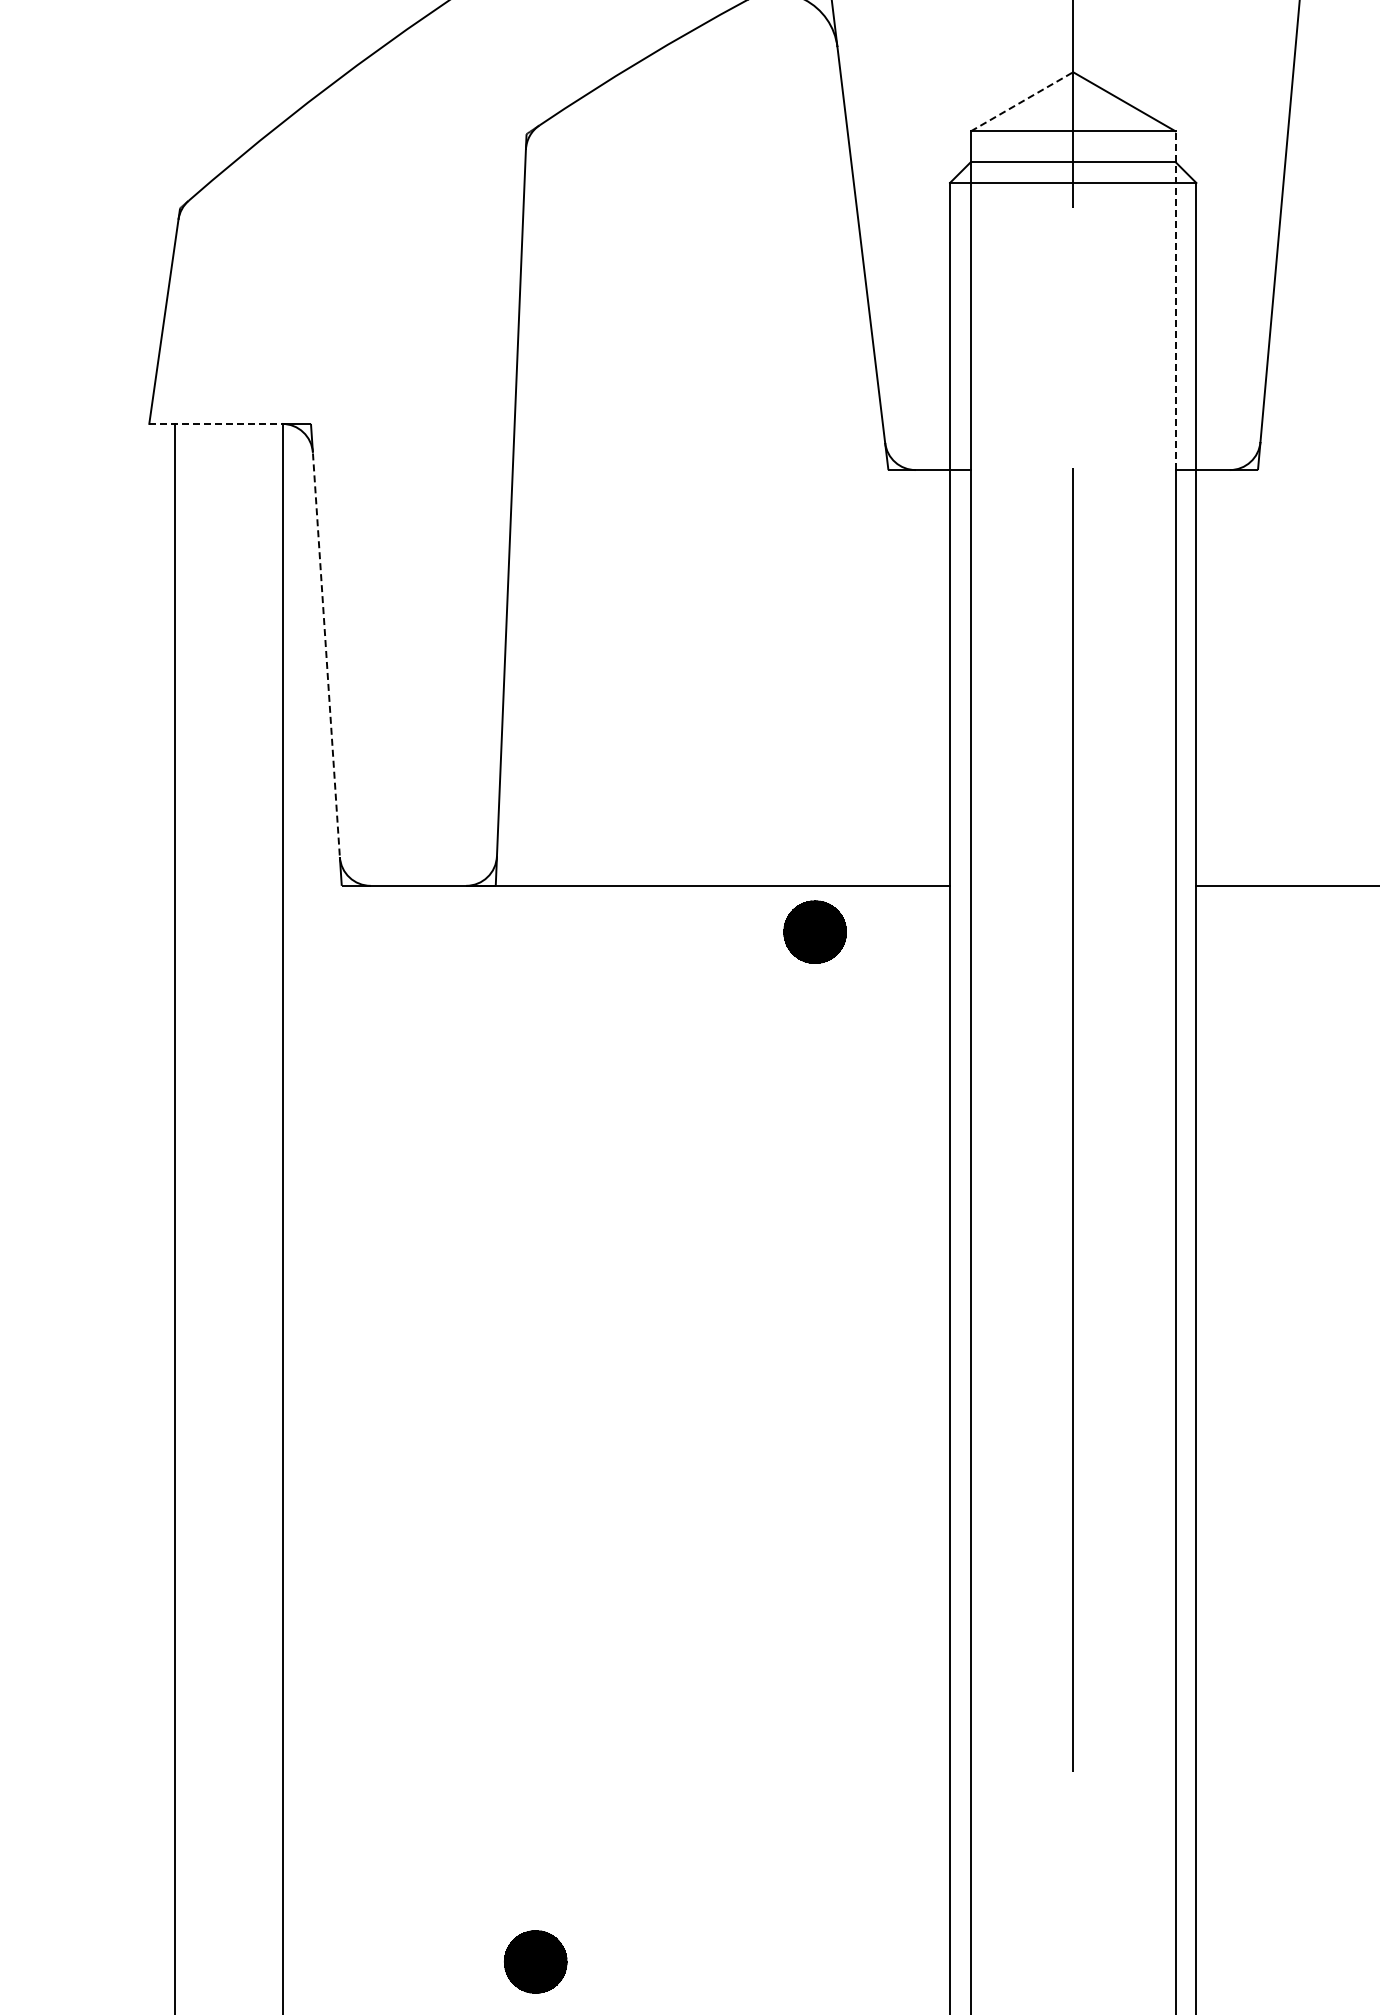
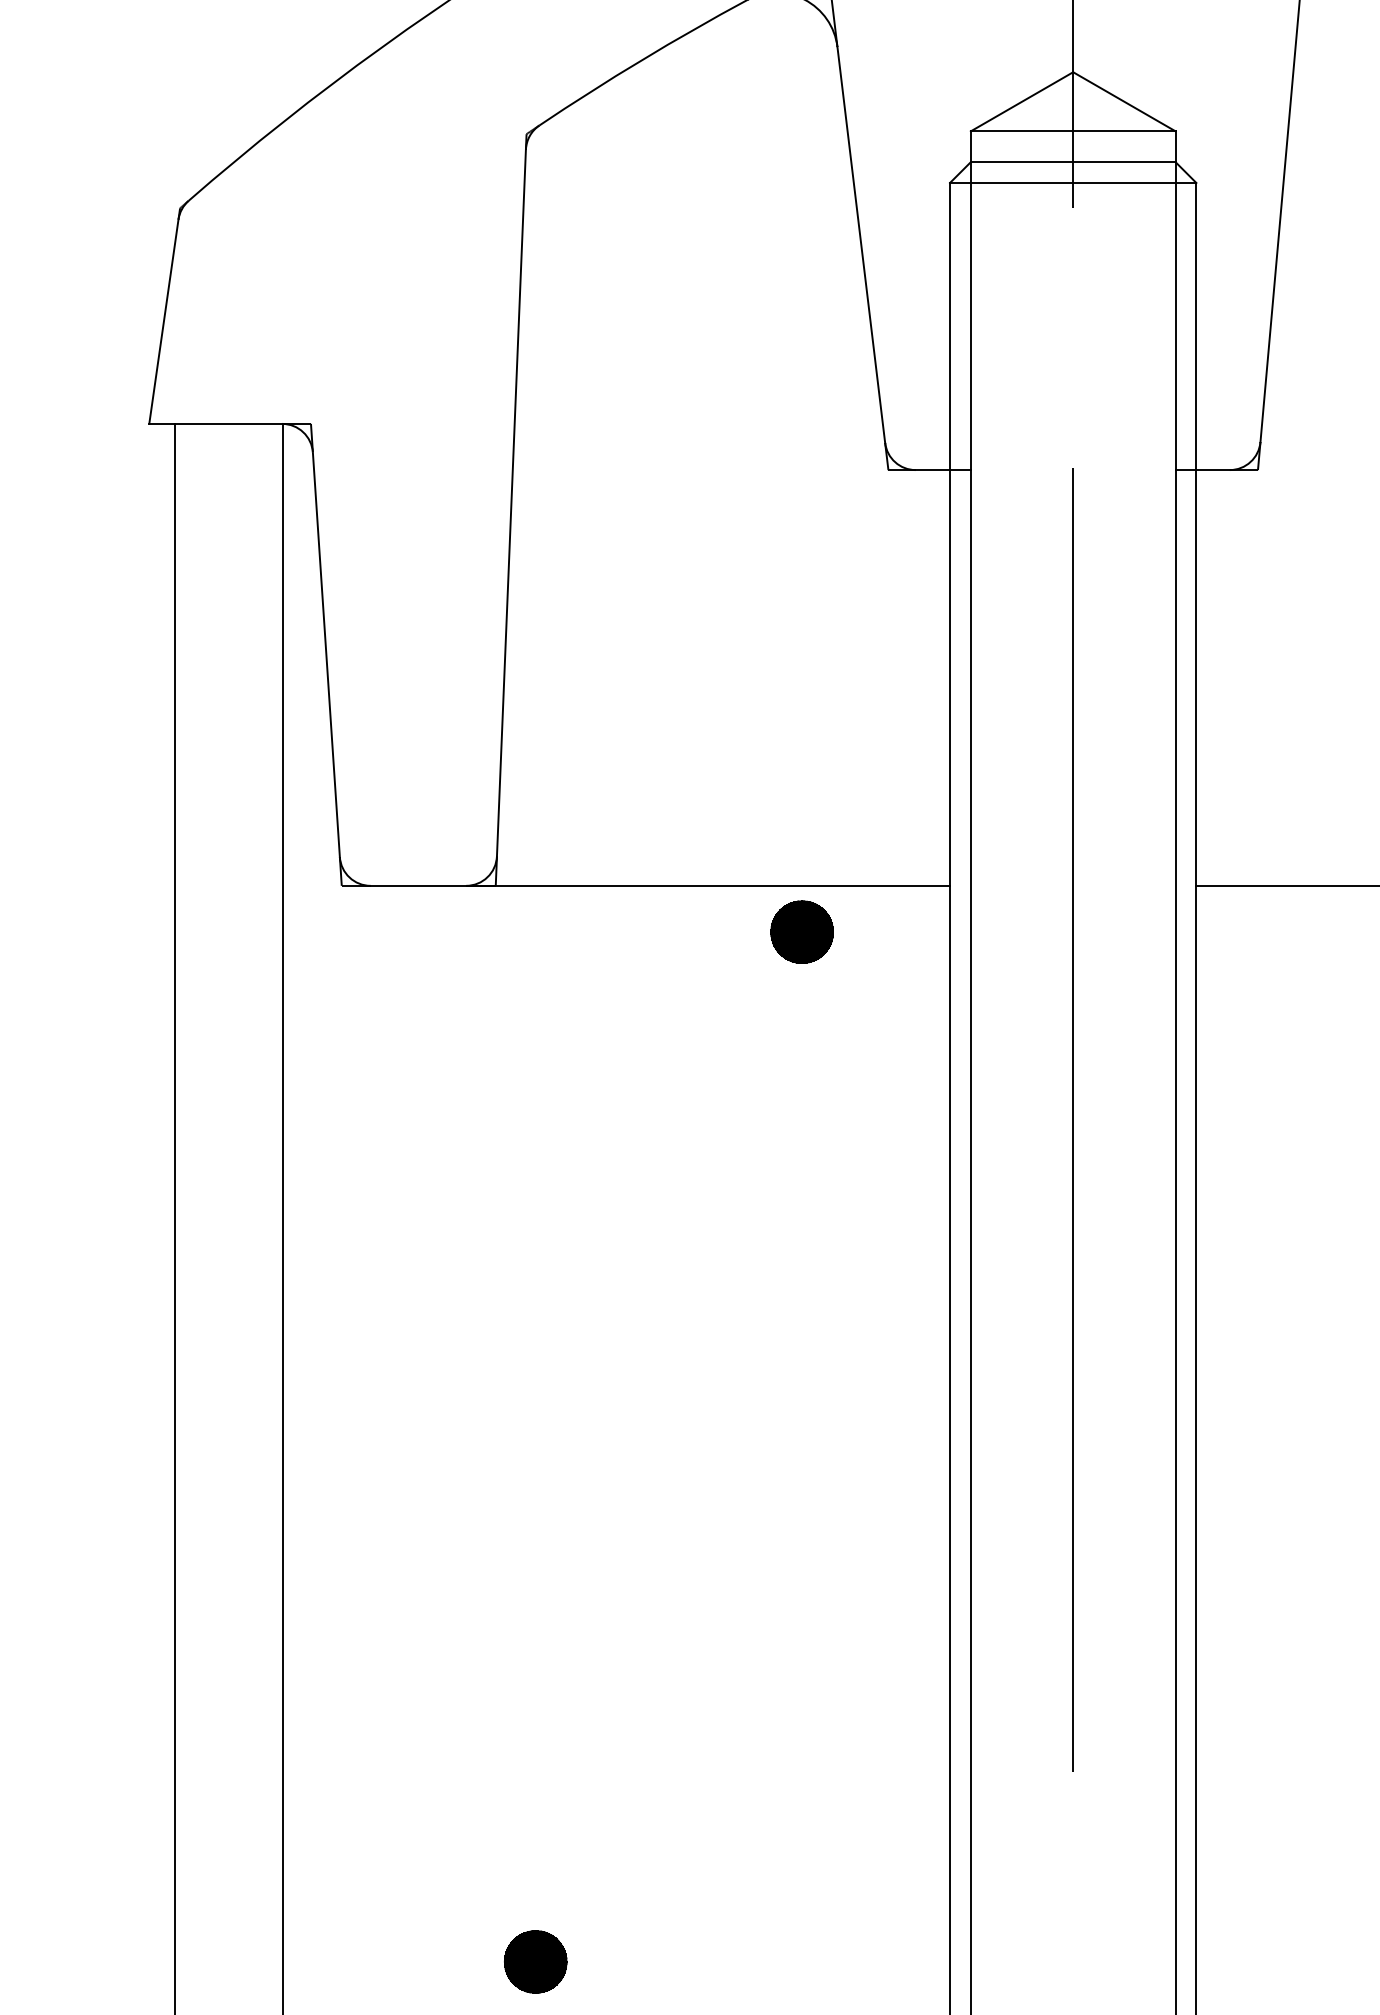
line: dashed -> solid (1022, 101)
line: dashed -> solid (1175, 300)
line: dashed -> solid (216, 423)
line: dashed -> solid (326, 655)
part position: (814, 931) -> (801, 931) (801, 931)
